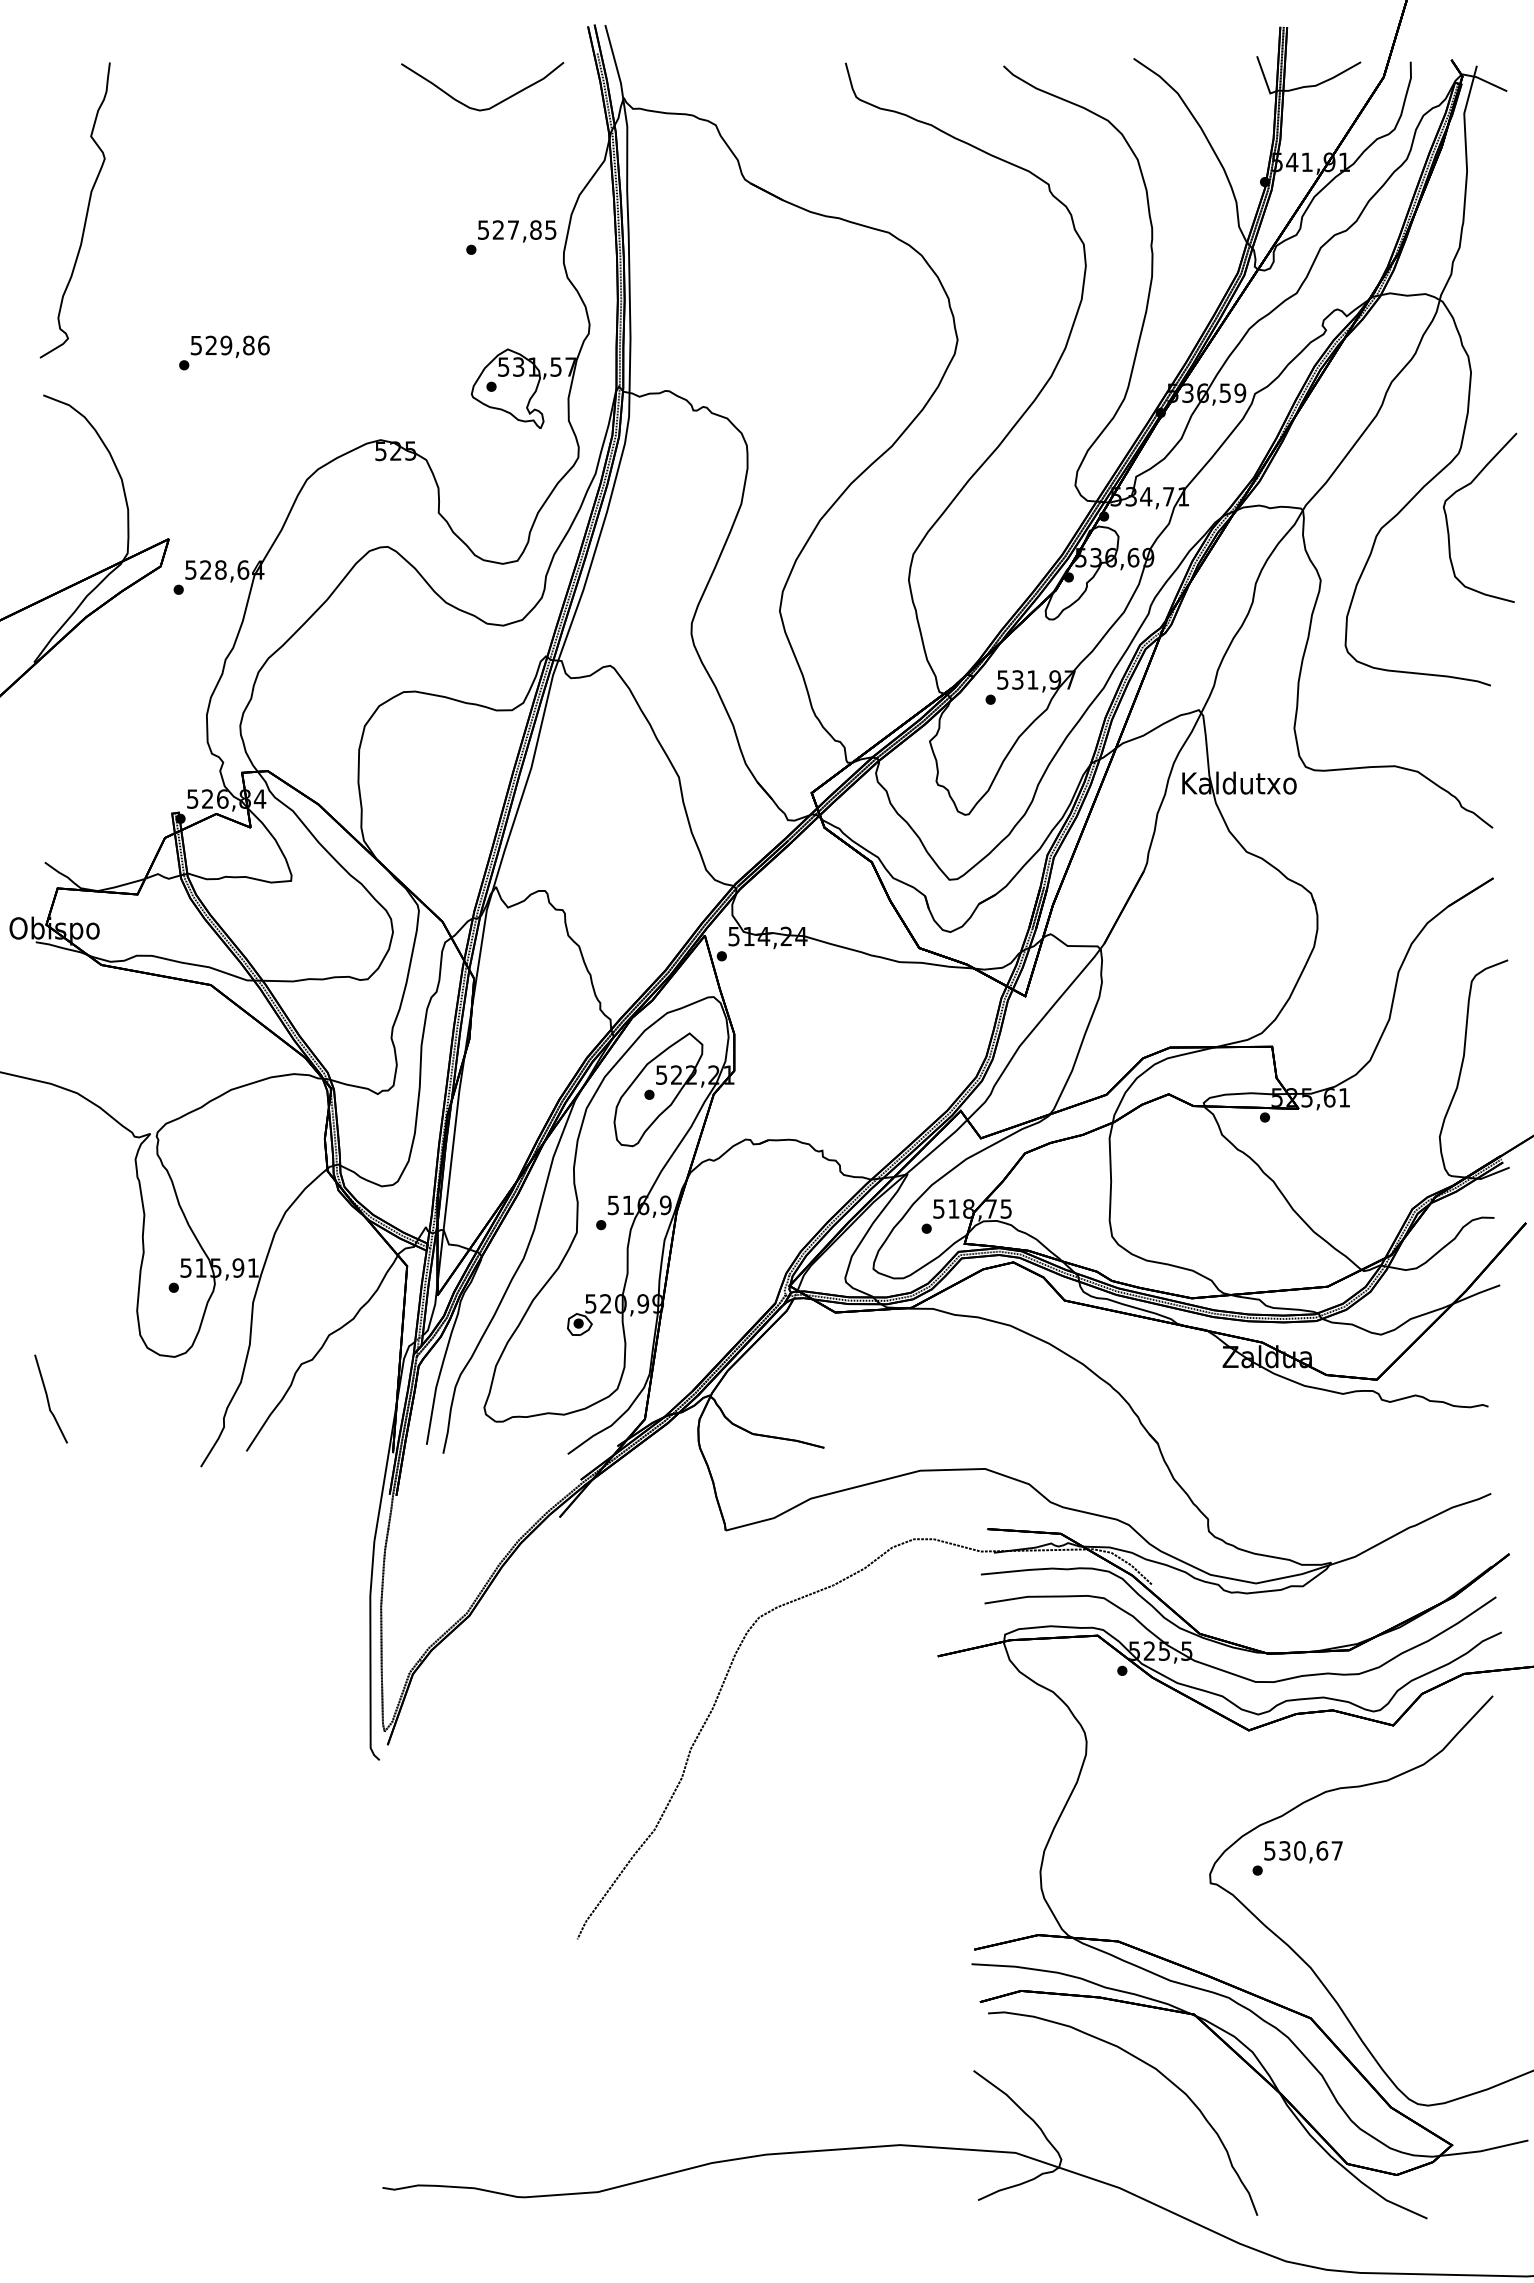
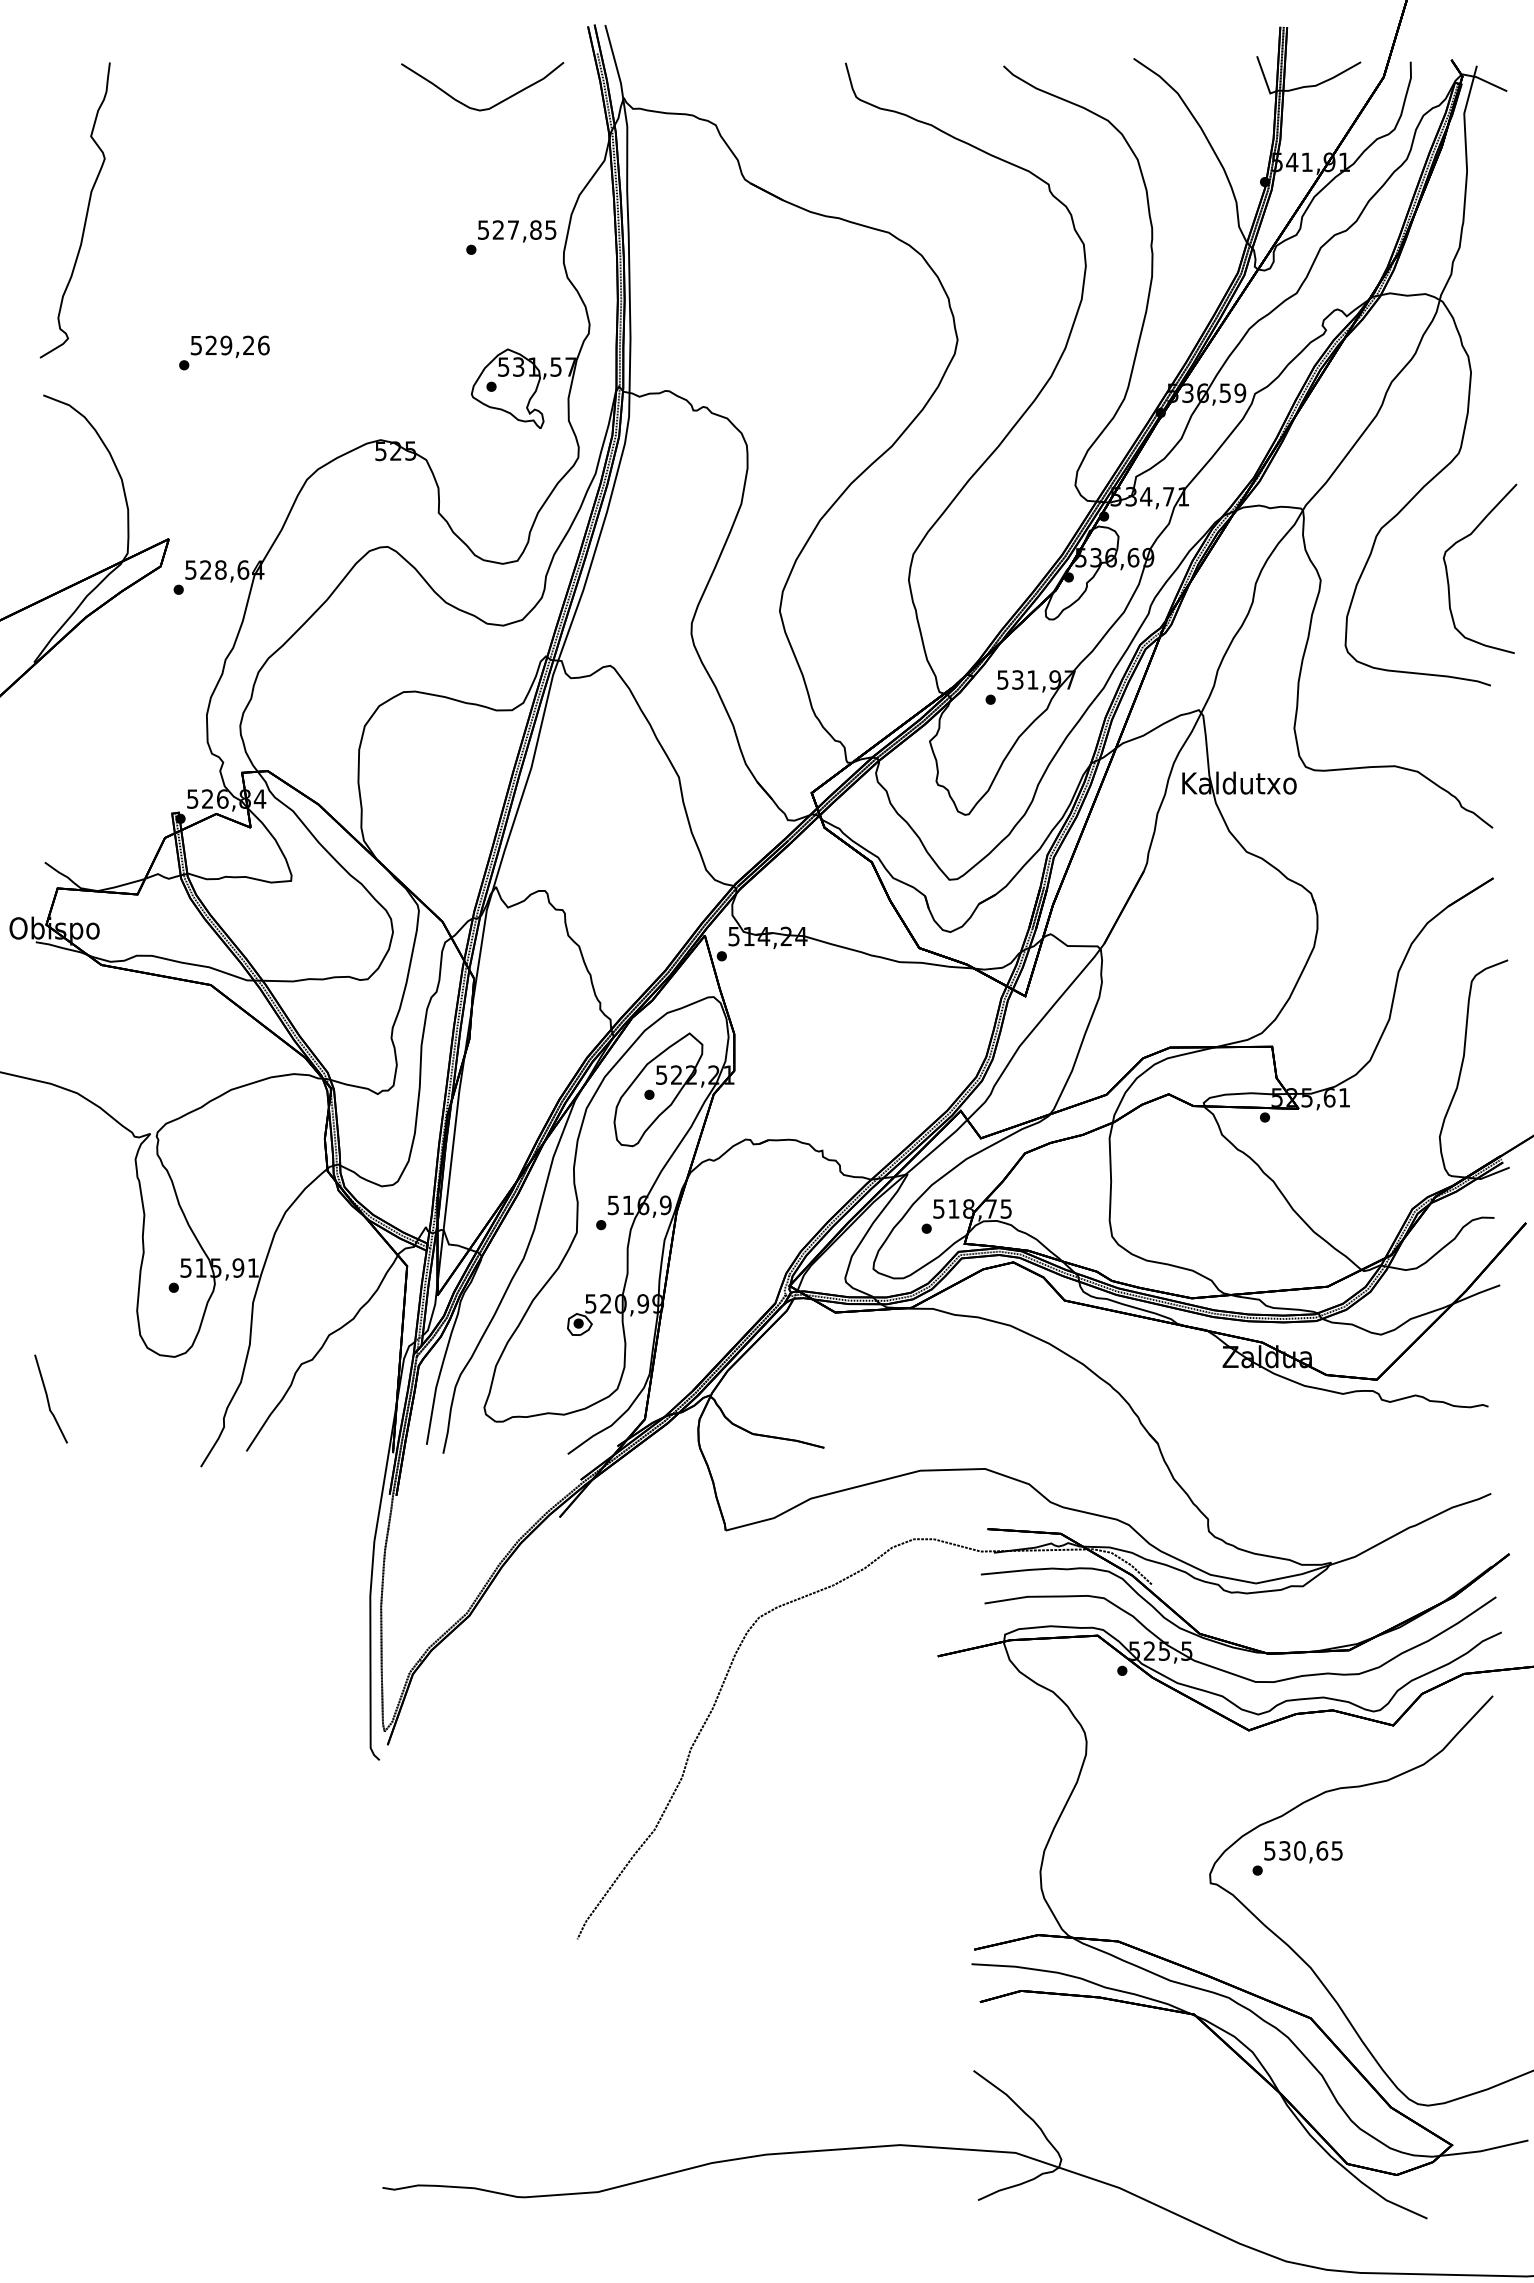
text: 529,86 -> 529,26 (248, 345)
curve position: (1448, 524) -> (1448, 575) (1448, 575)
text: 530,67 -> 530,65 (1336, 1850)
curve: present -> none (1147, 2065)
